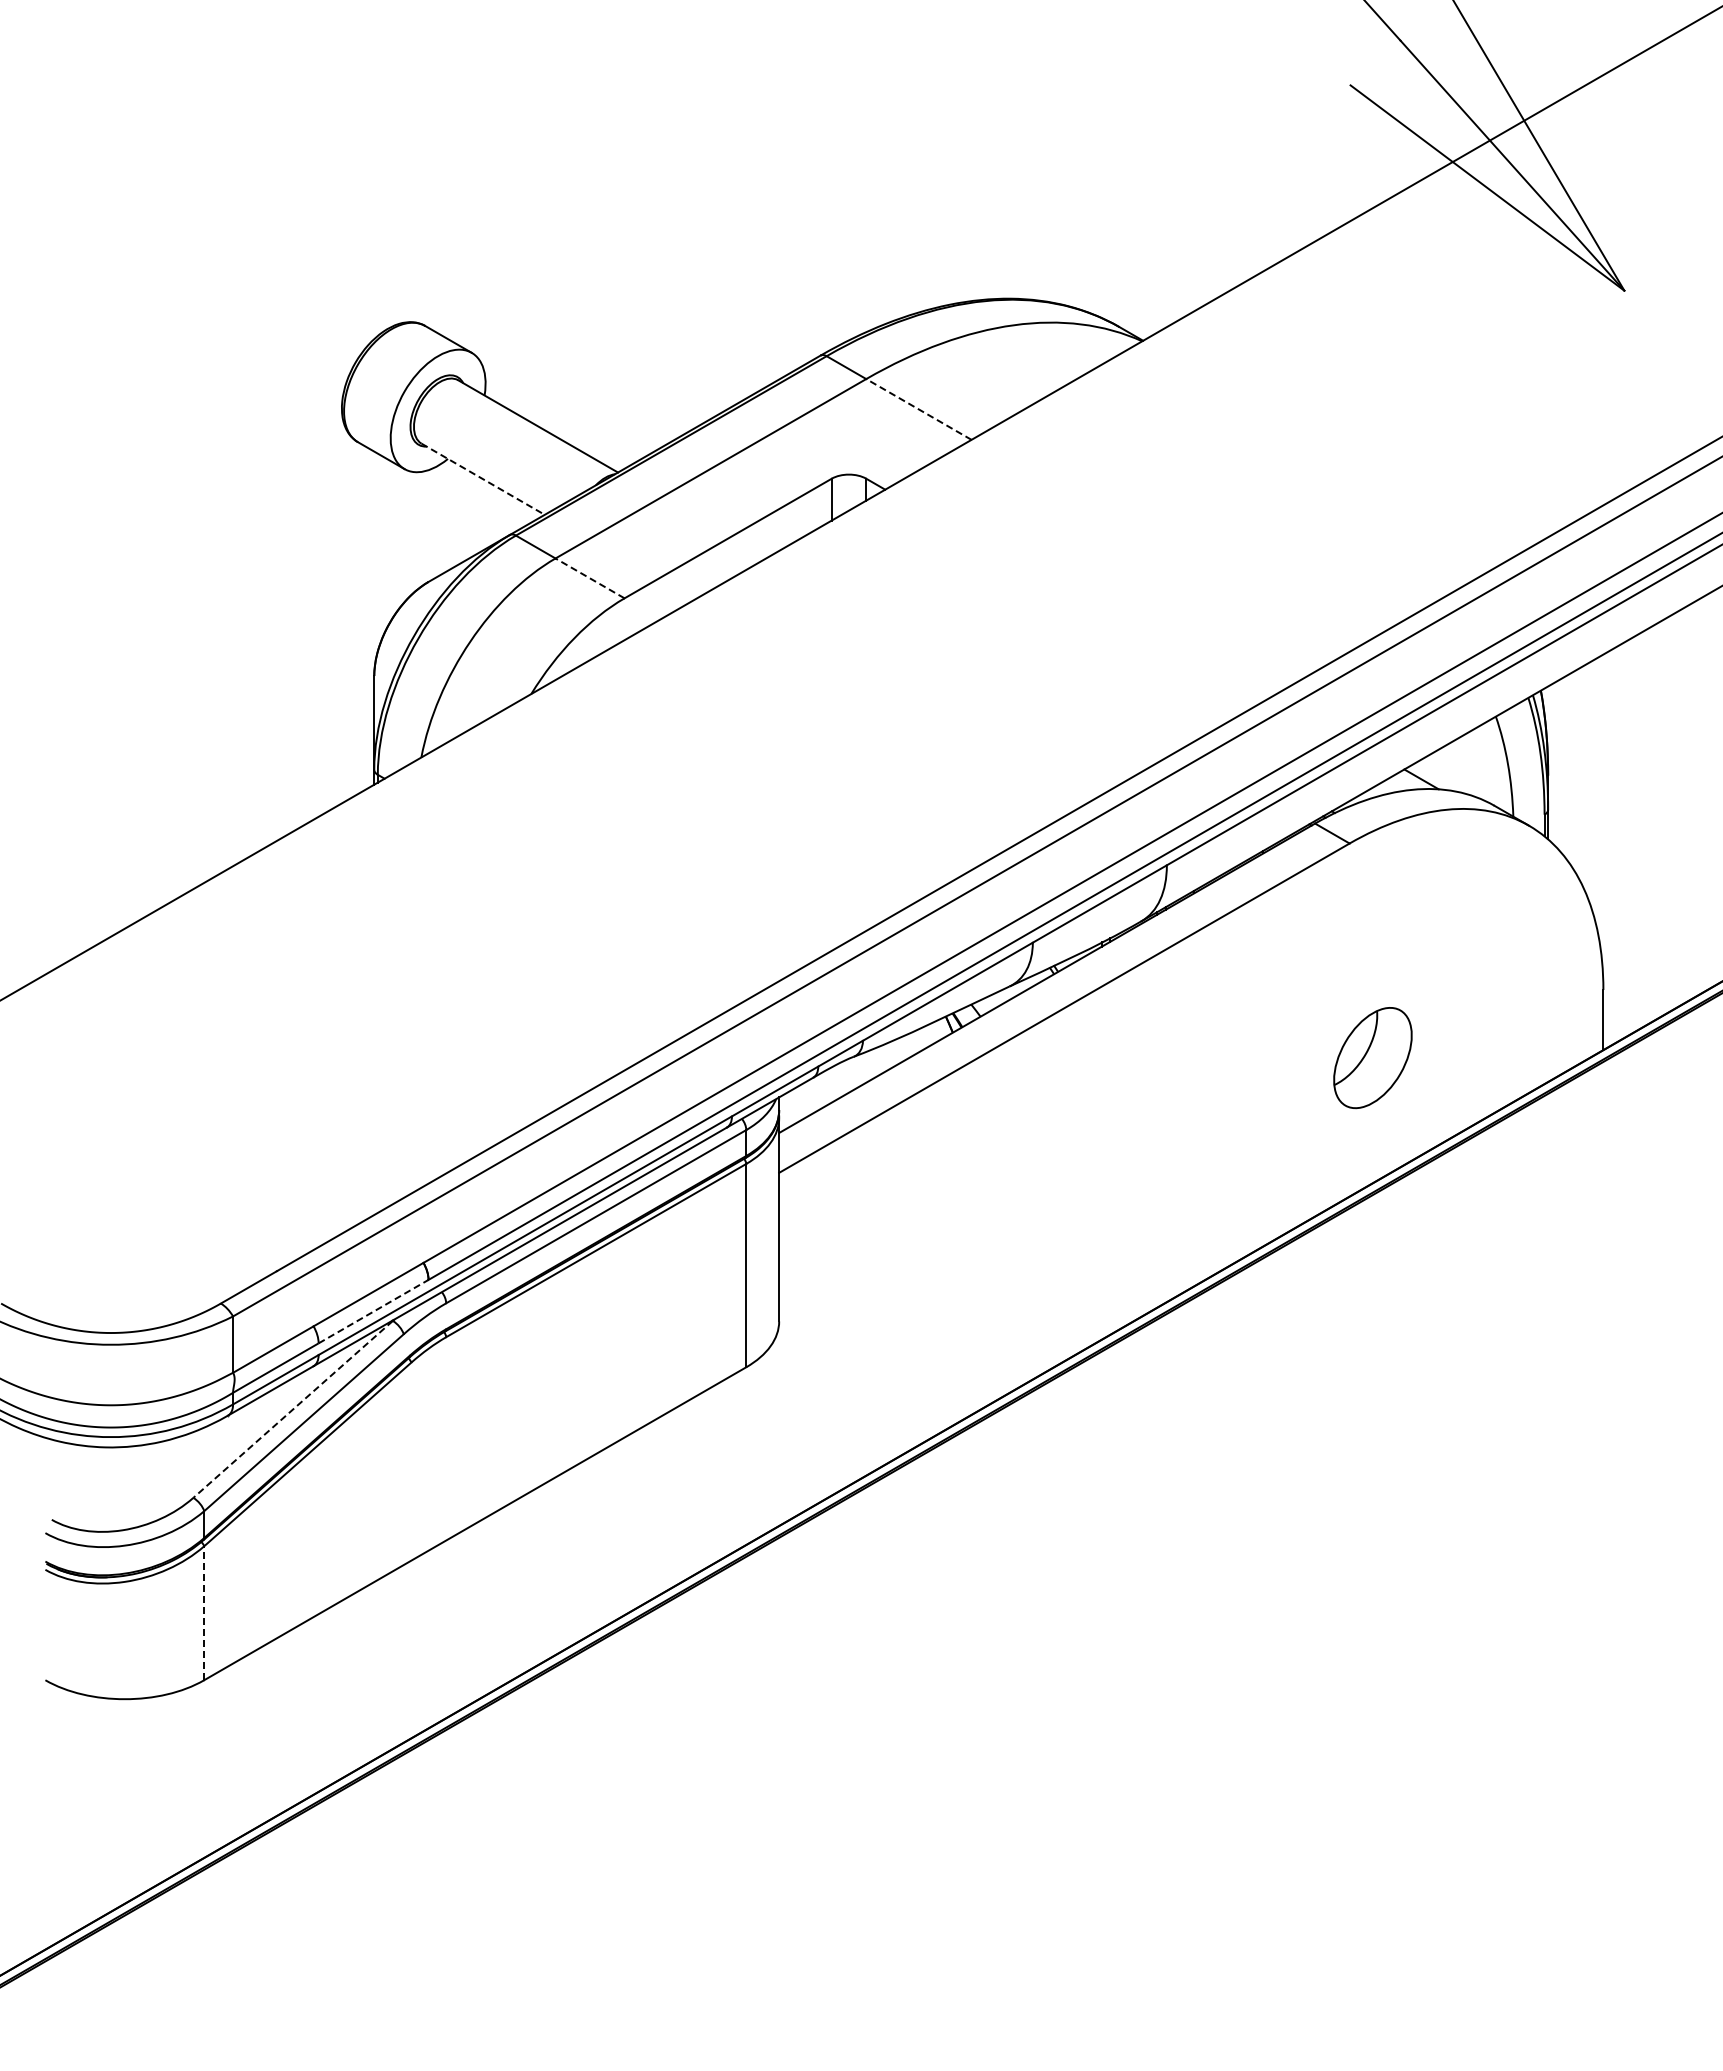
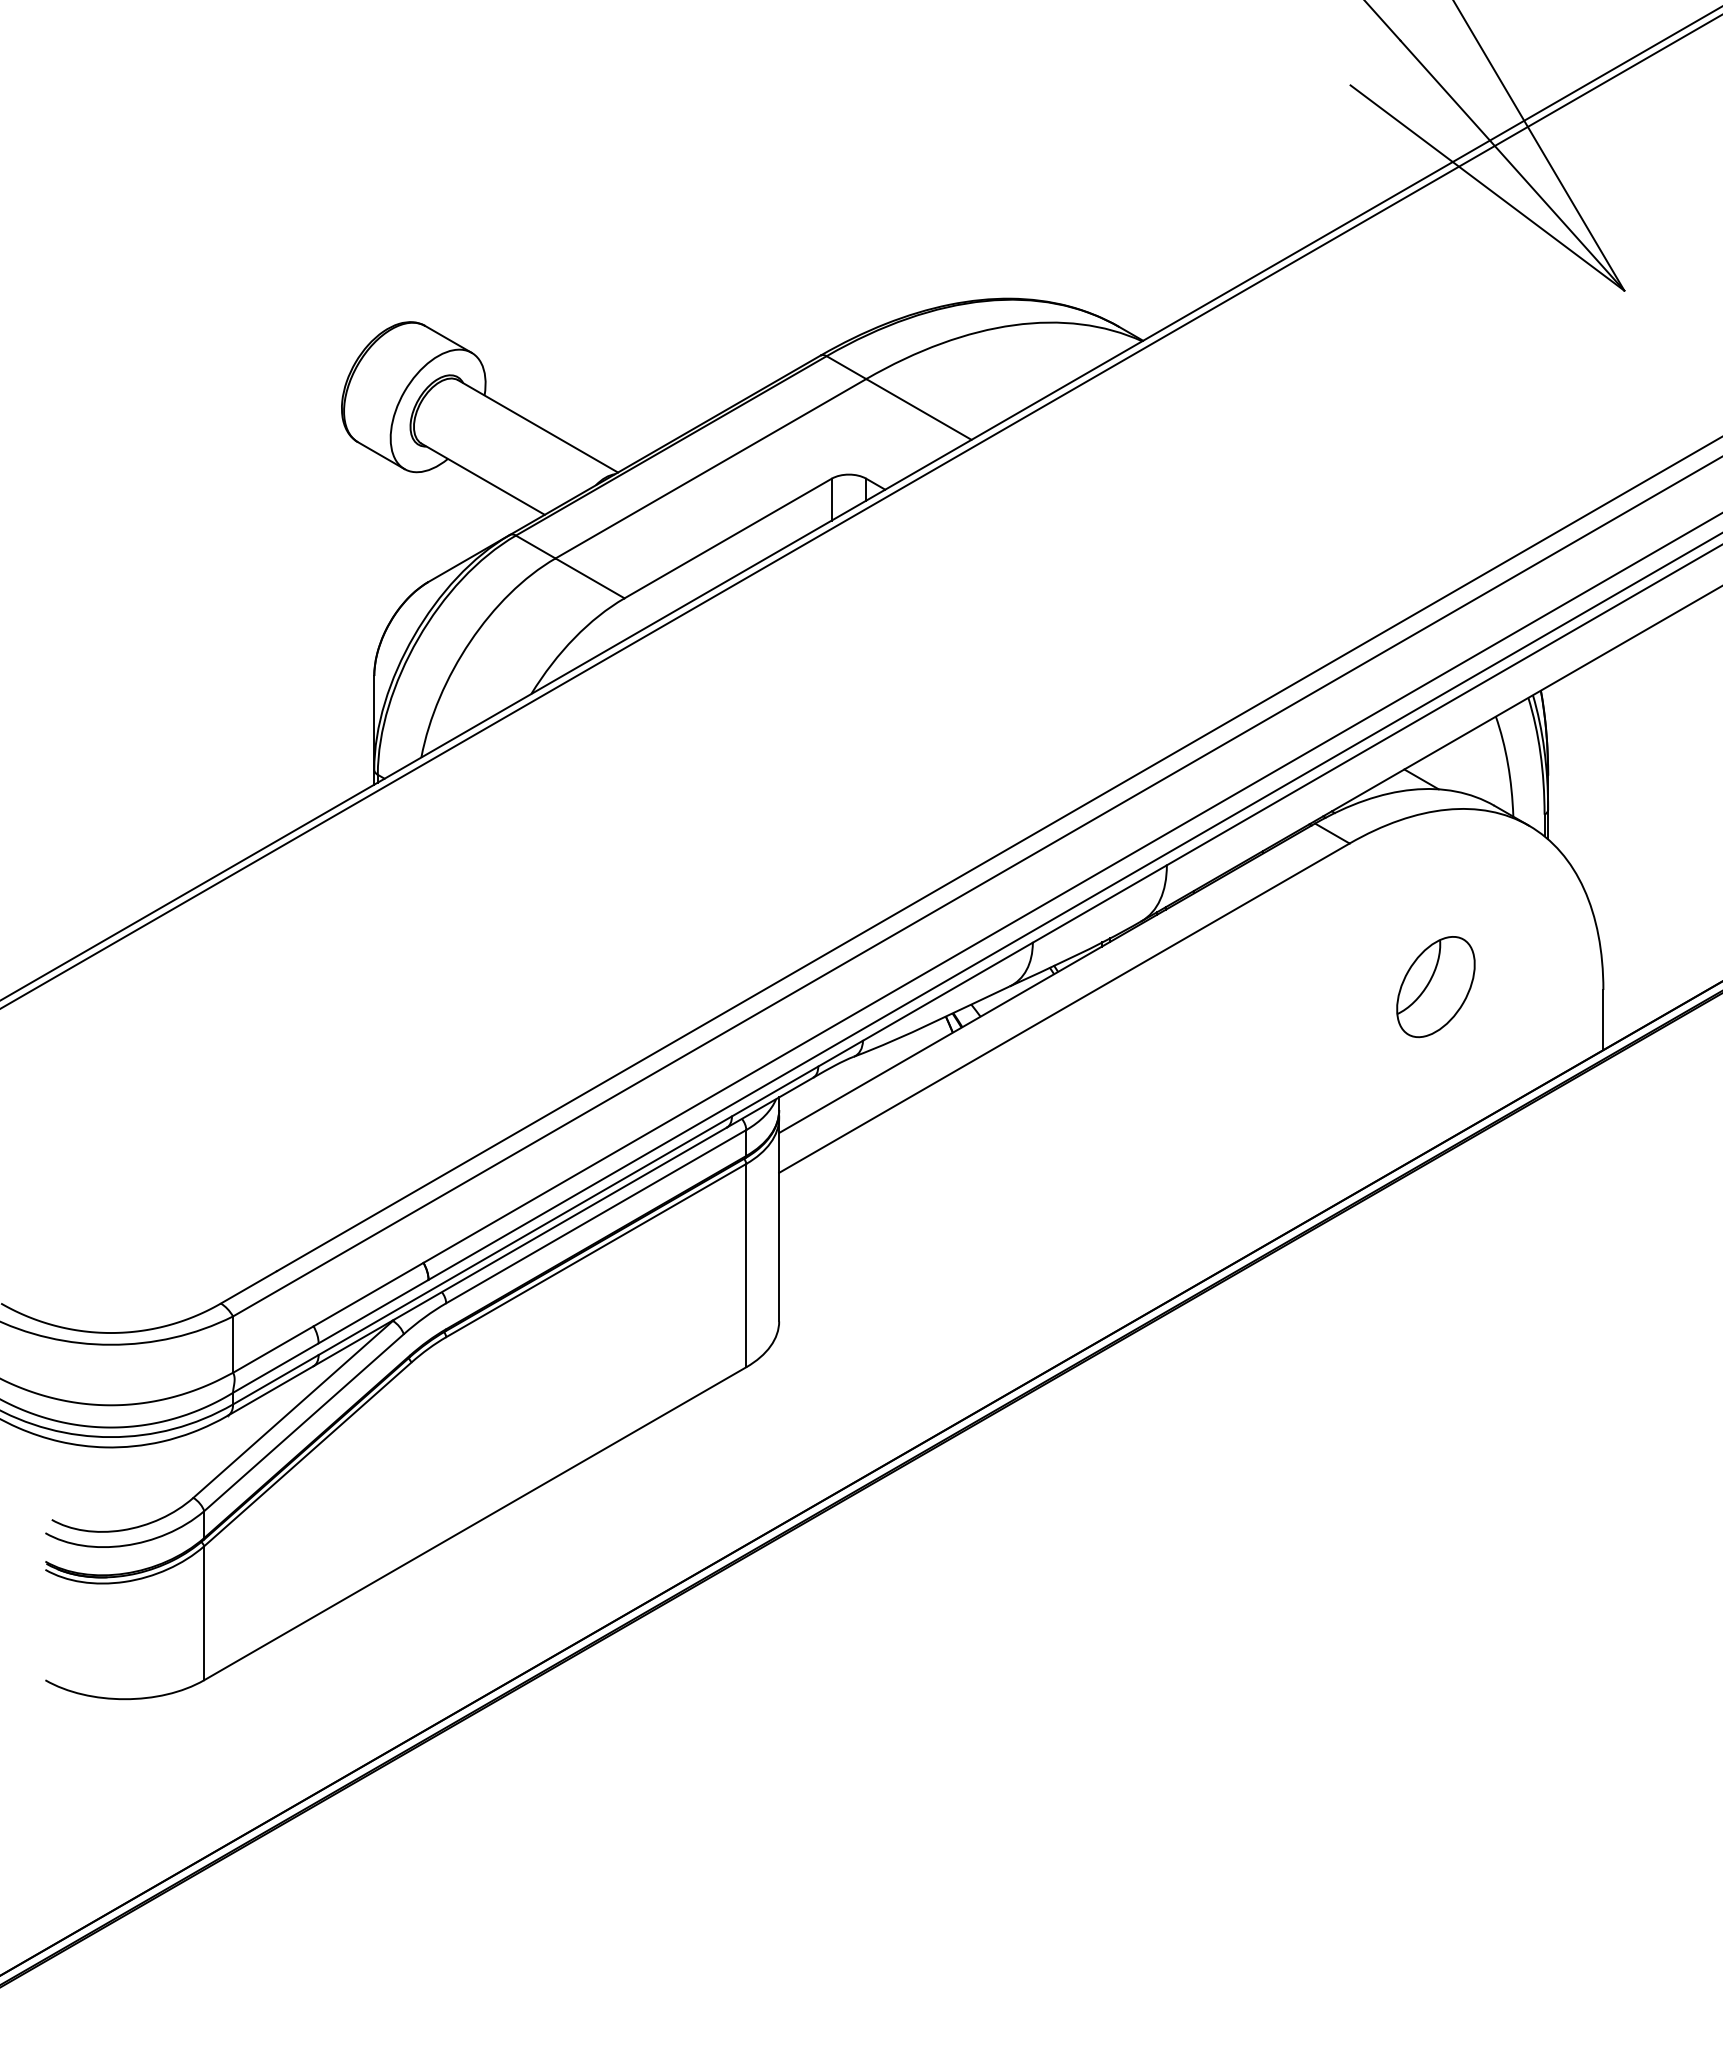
line: dashed -> solid (918, 409)
line: dashed -> solid (483, 479)
line: none -> present (860, 511)
line: dashed -> solid (590, 578)
part position: (1372, 1058) -> (1435, 987) (1435, 987)
line: dashed -> solid (374, 1311)
line: dashed -> solid (292, 1409)
line: dashed -> solid (204, 1613)
